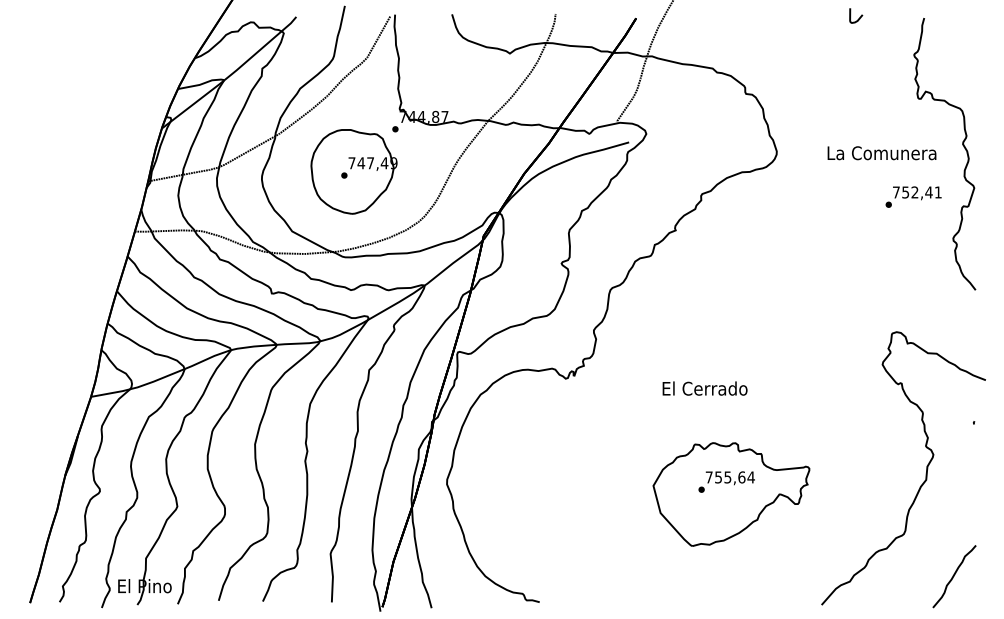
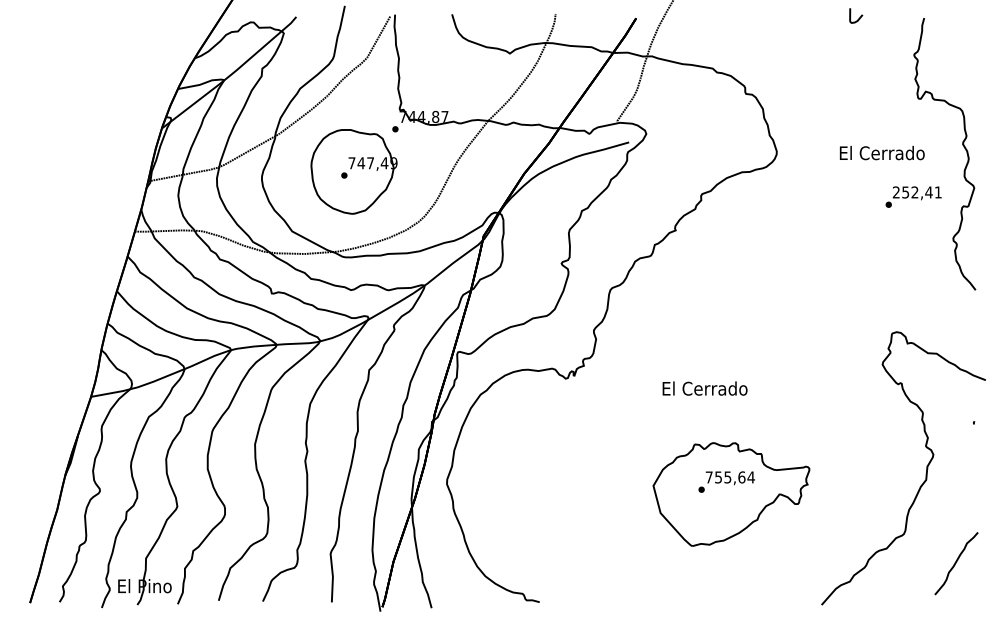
text: La Comunera -> El Cerrado (881, 152)
text: 752,41 -> 252,41 (895, 192)
curve position: (954, 576) -> (956, 563) (956, 563)
